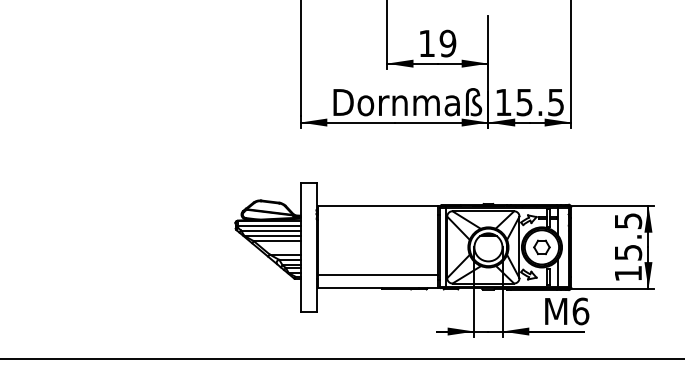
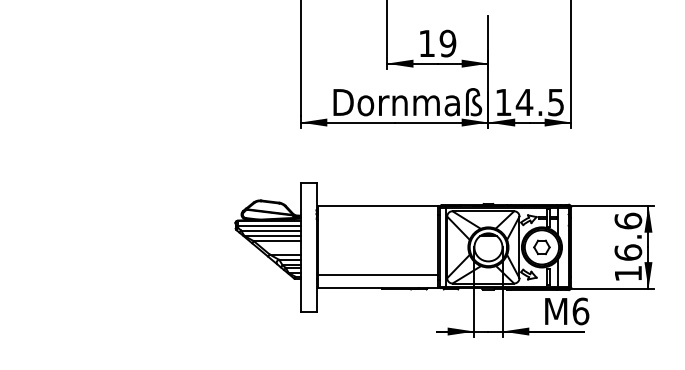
text: 15.5 -> 14.5 (524, 102)
text: 15.5 -> 16.6 (628, 236)
line: present -> none (341, 358)
